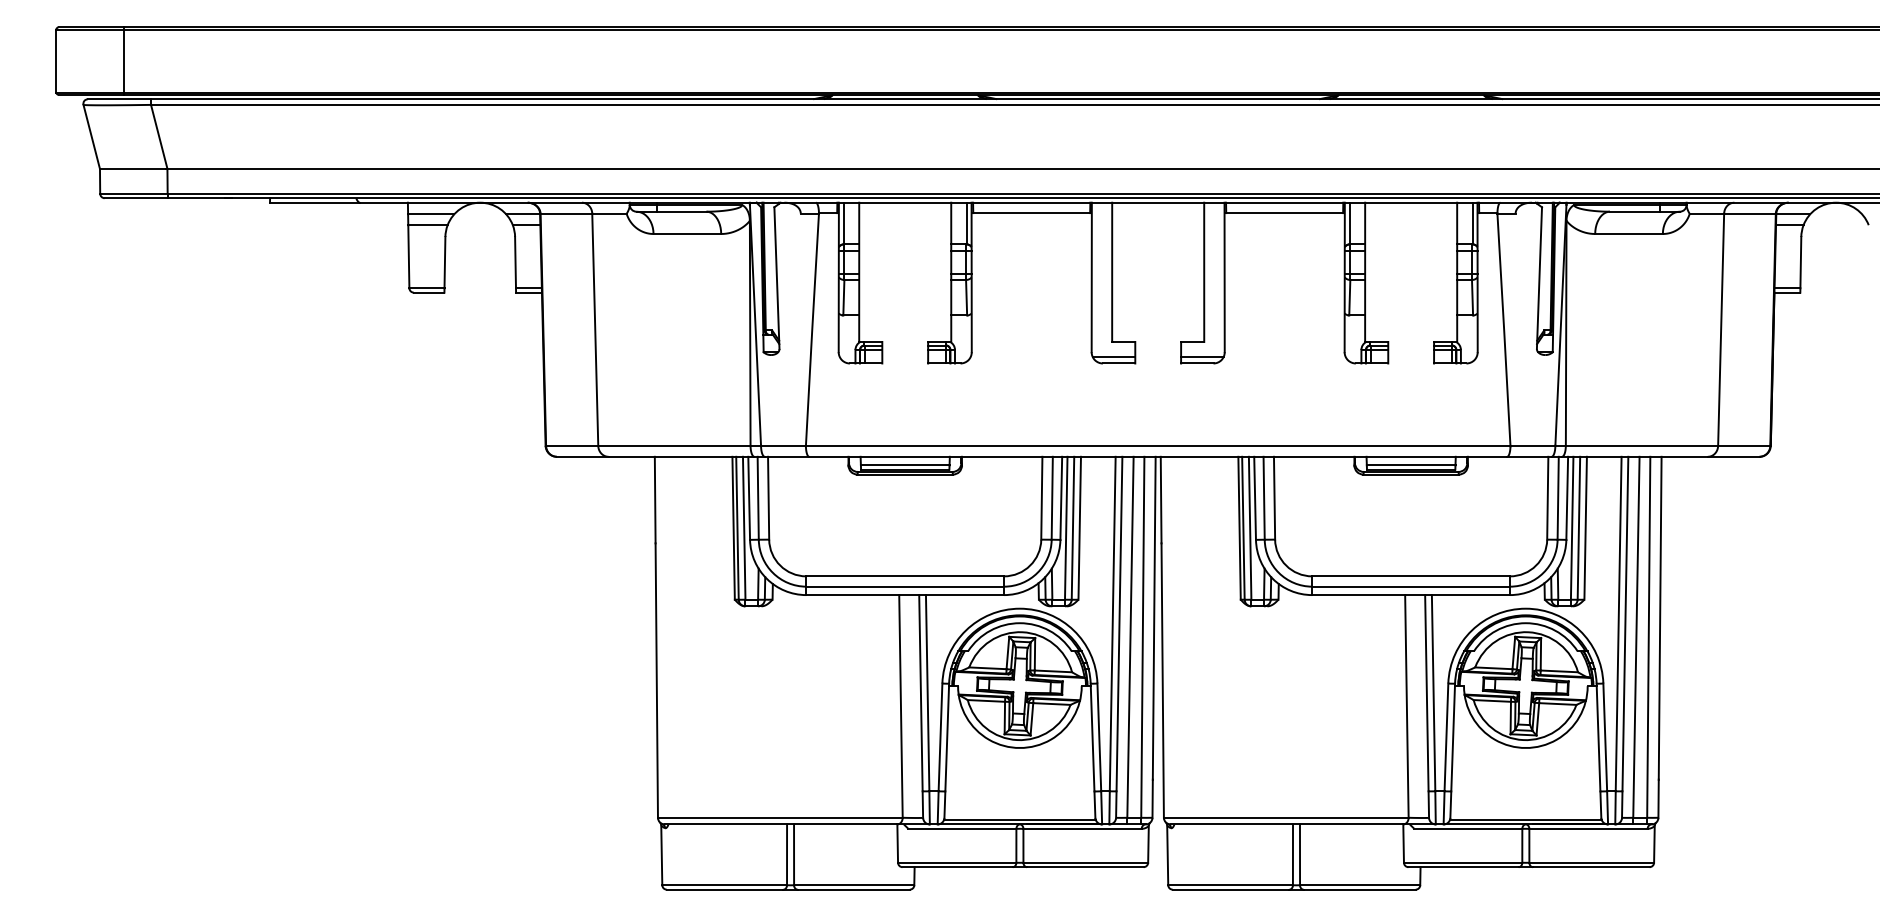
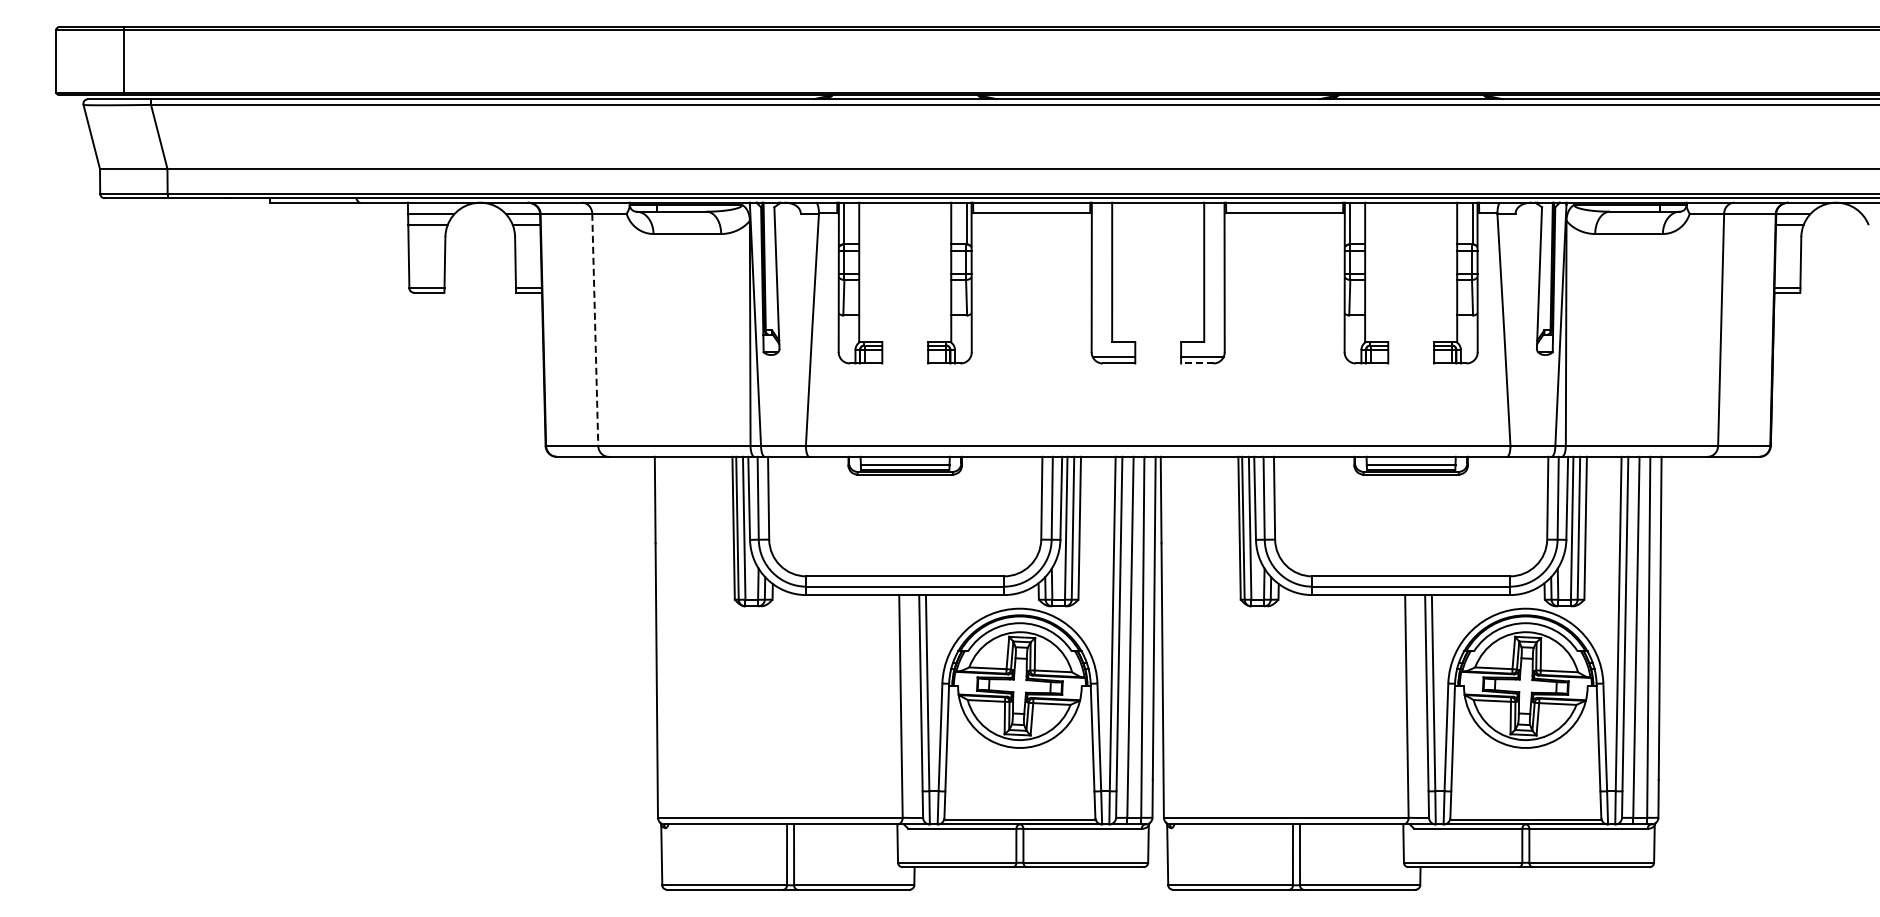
line: solid -> dashed (595, 329)
line: solid -> dashed (1196, 363)
